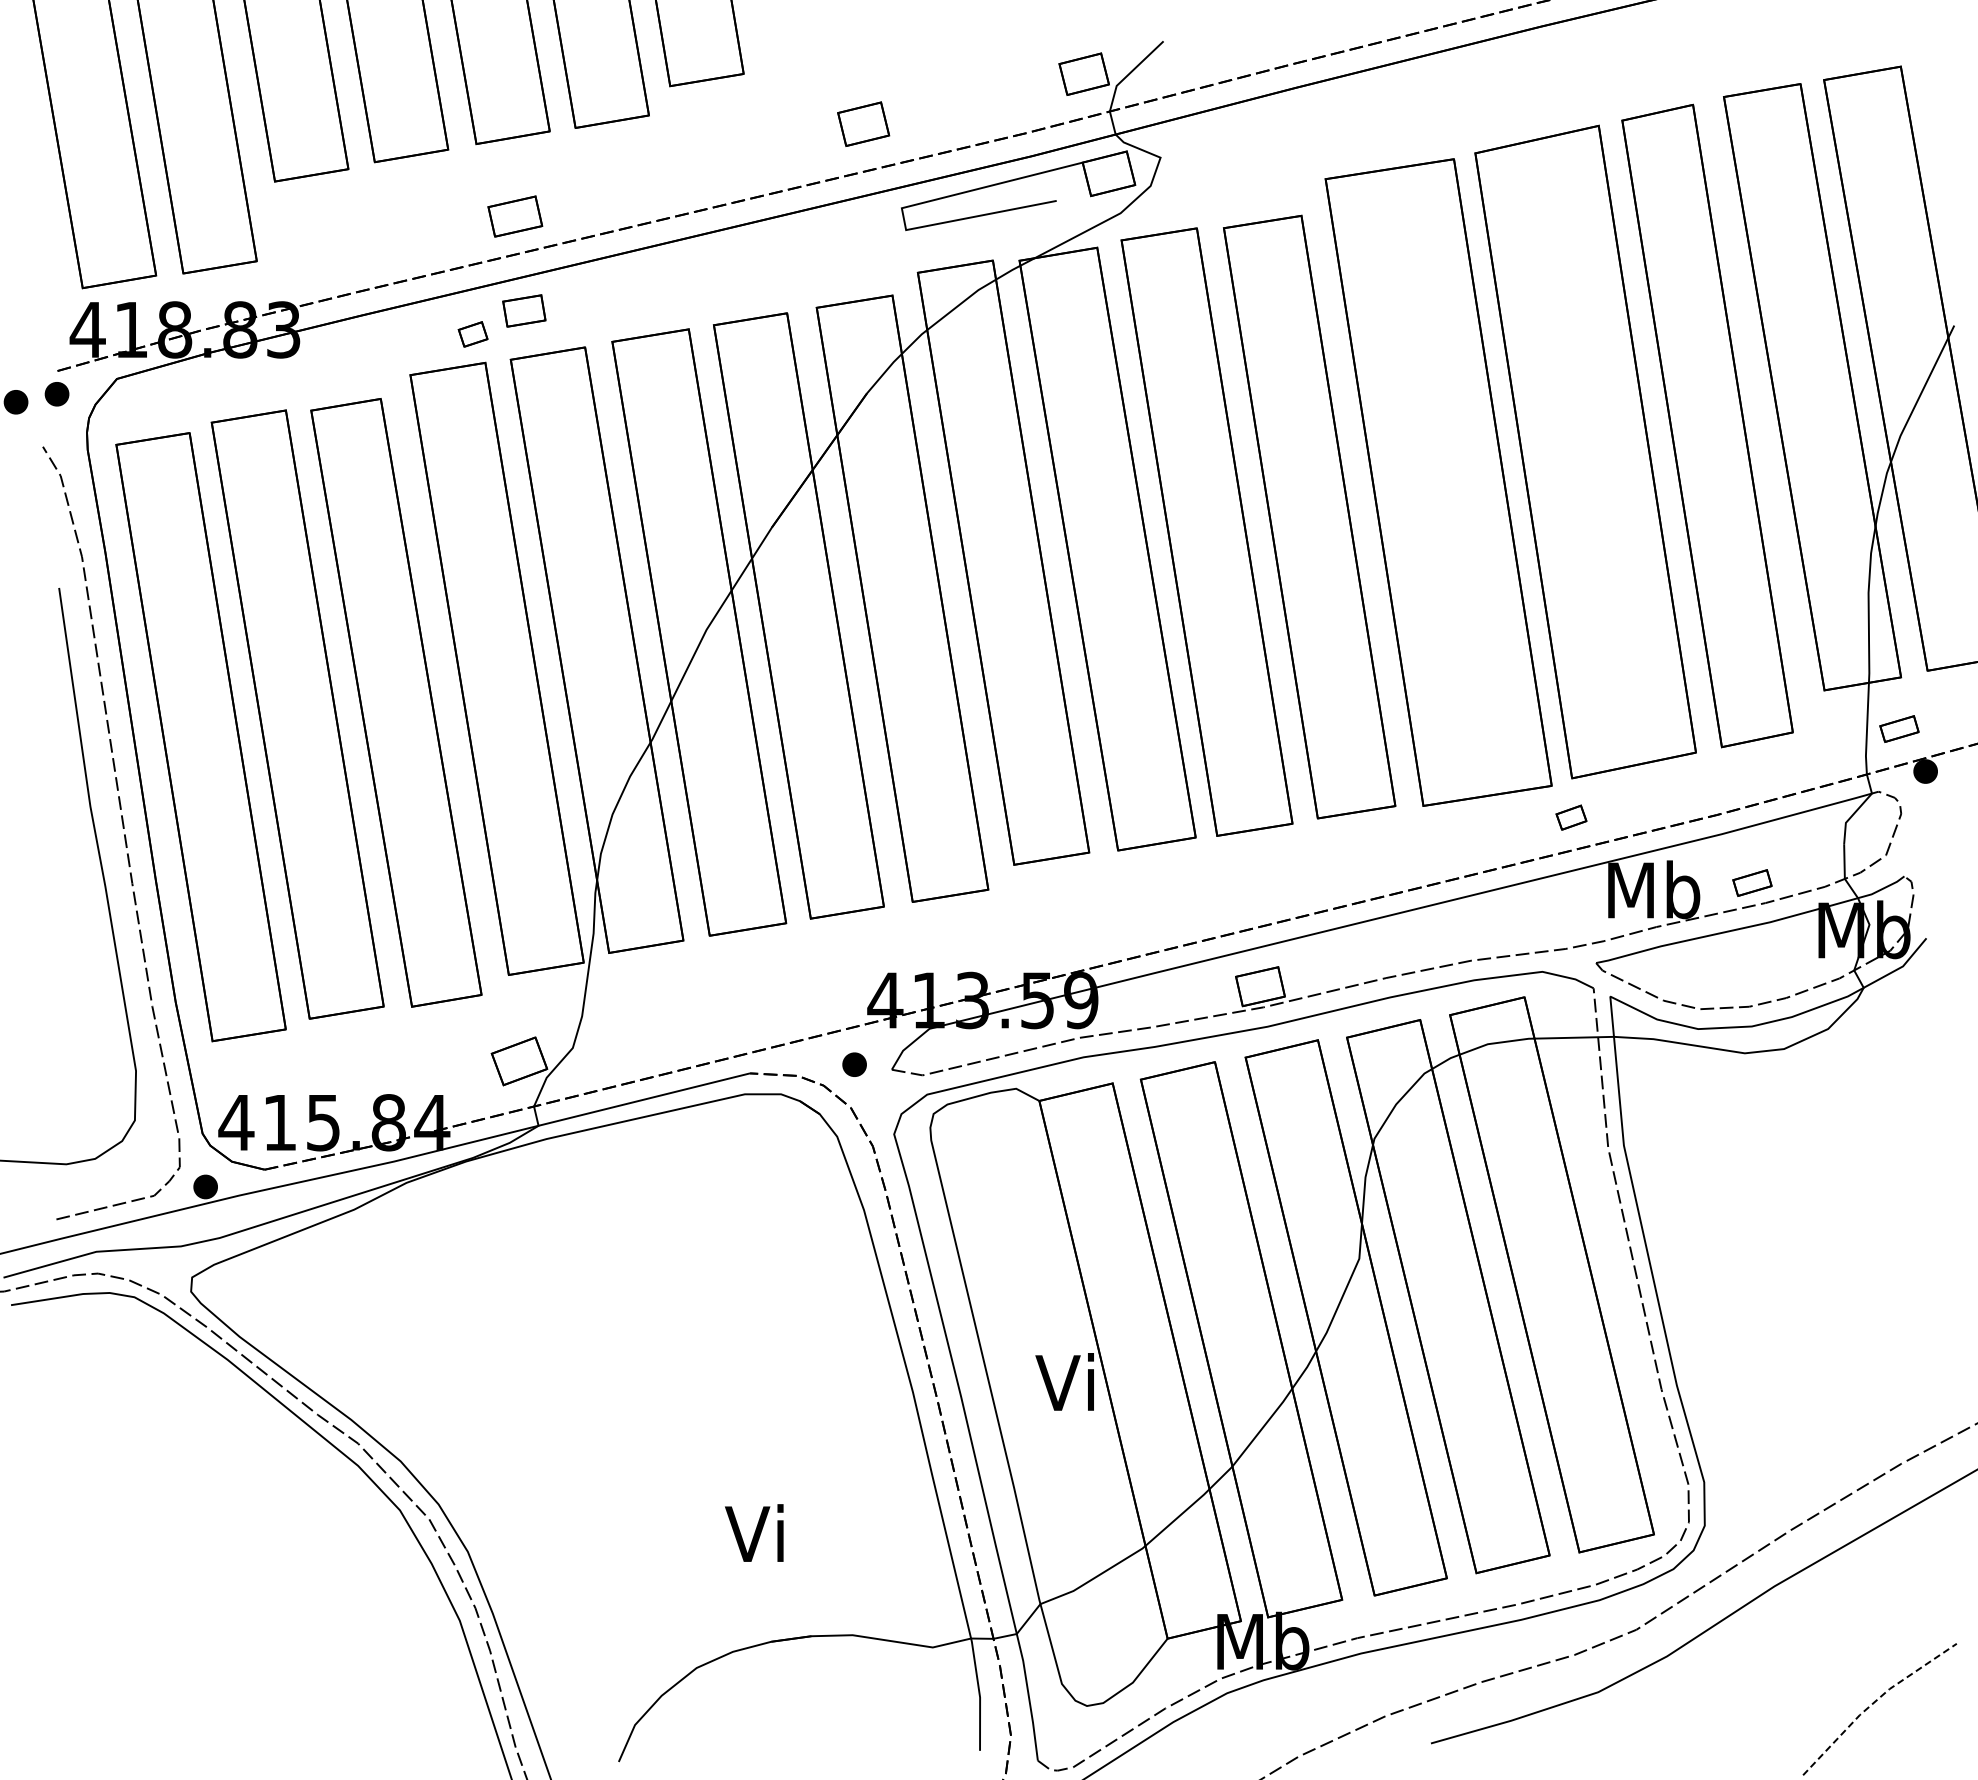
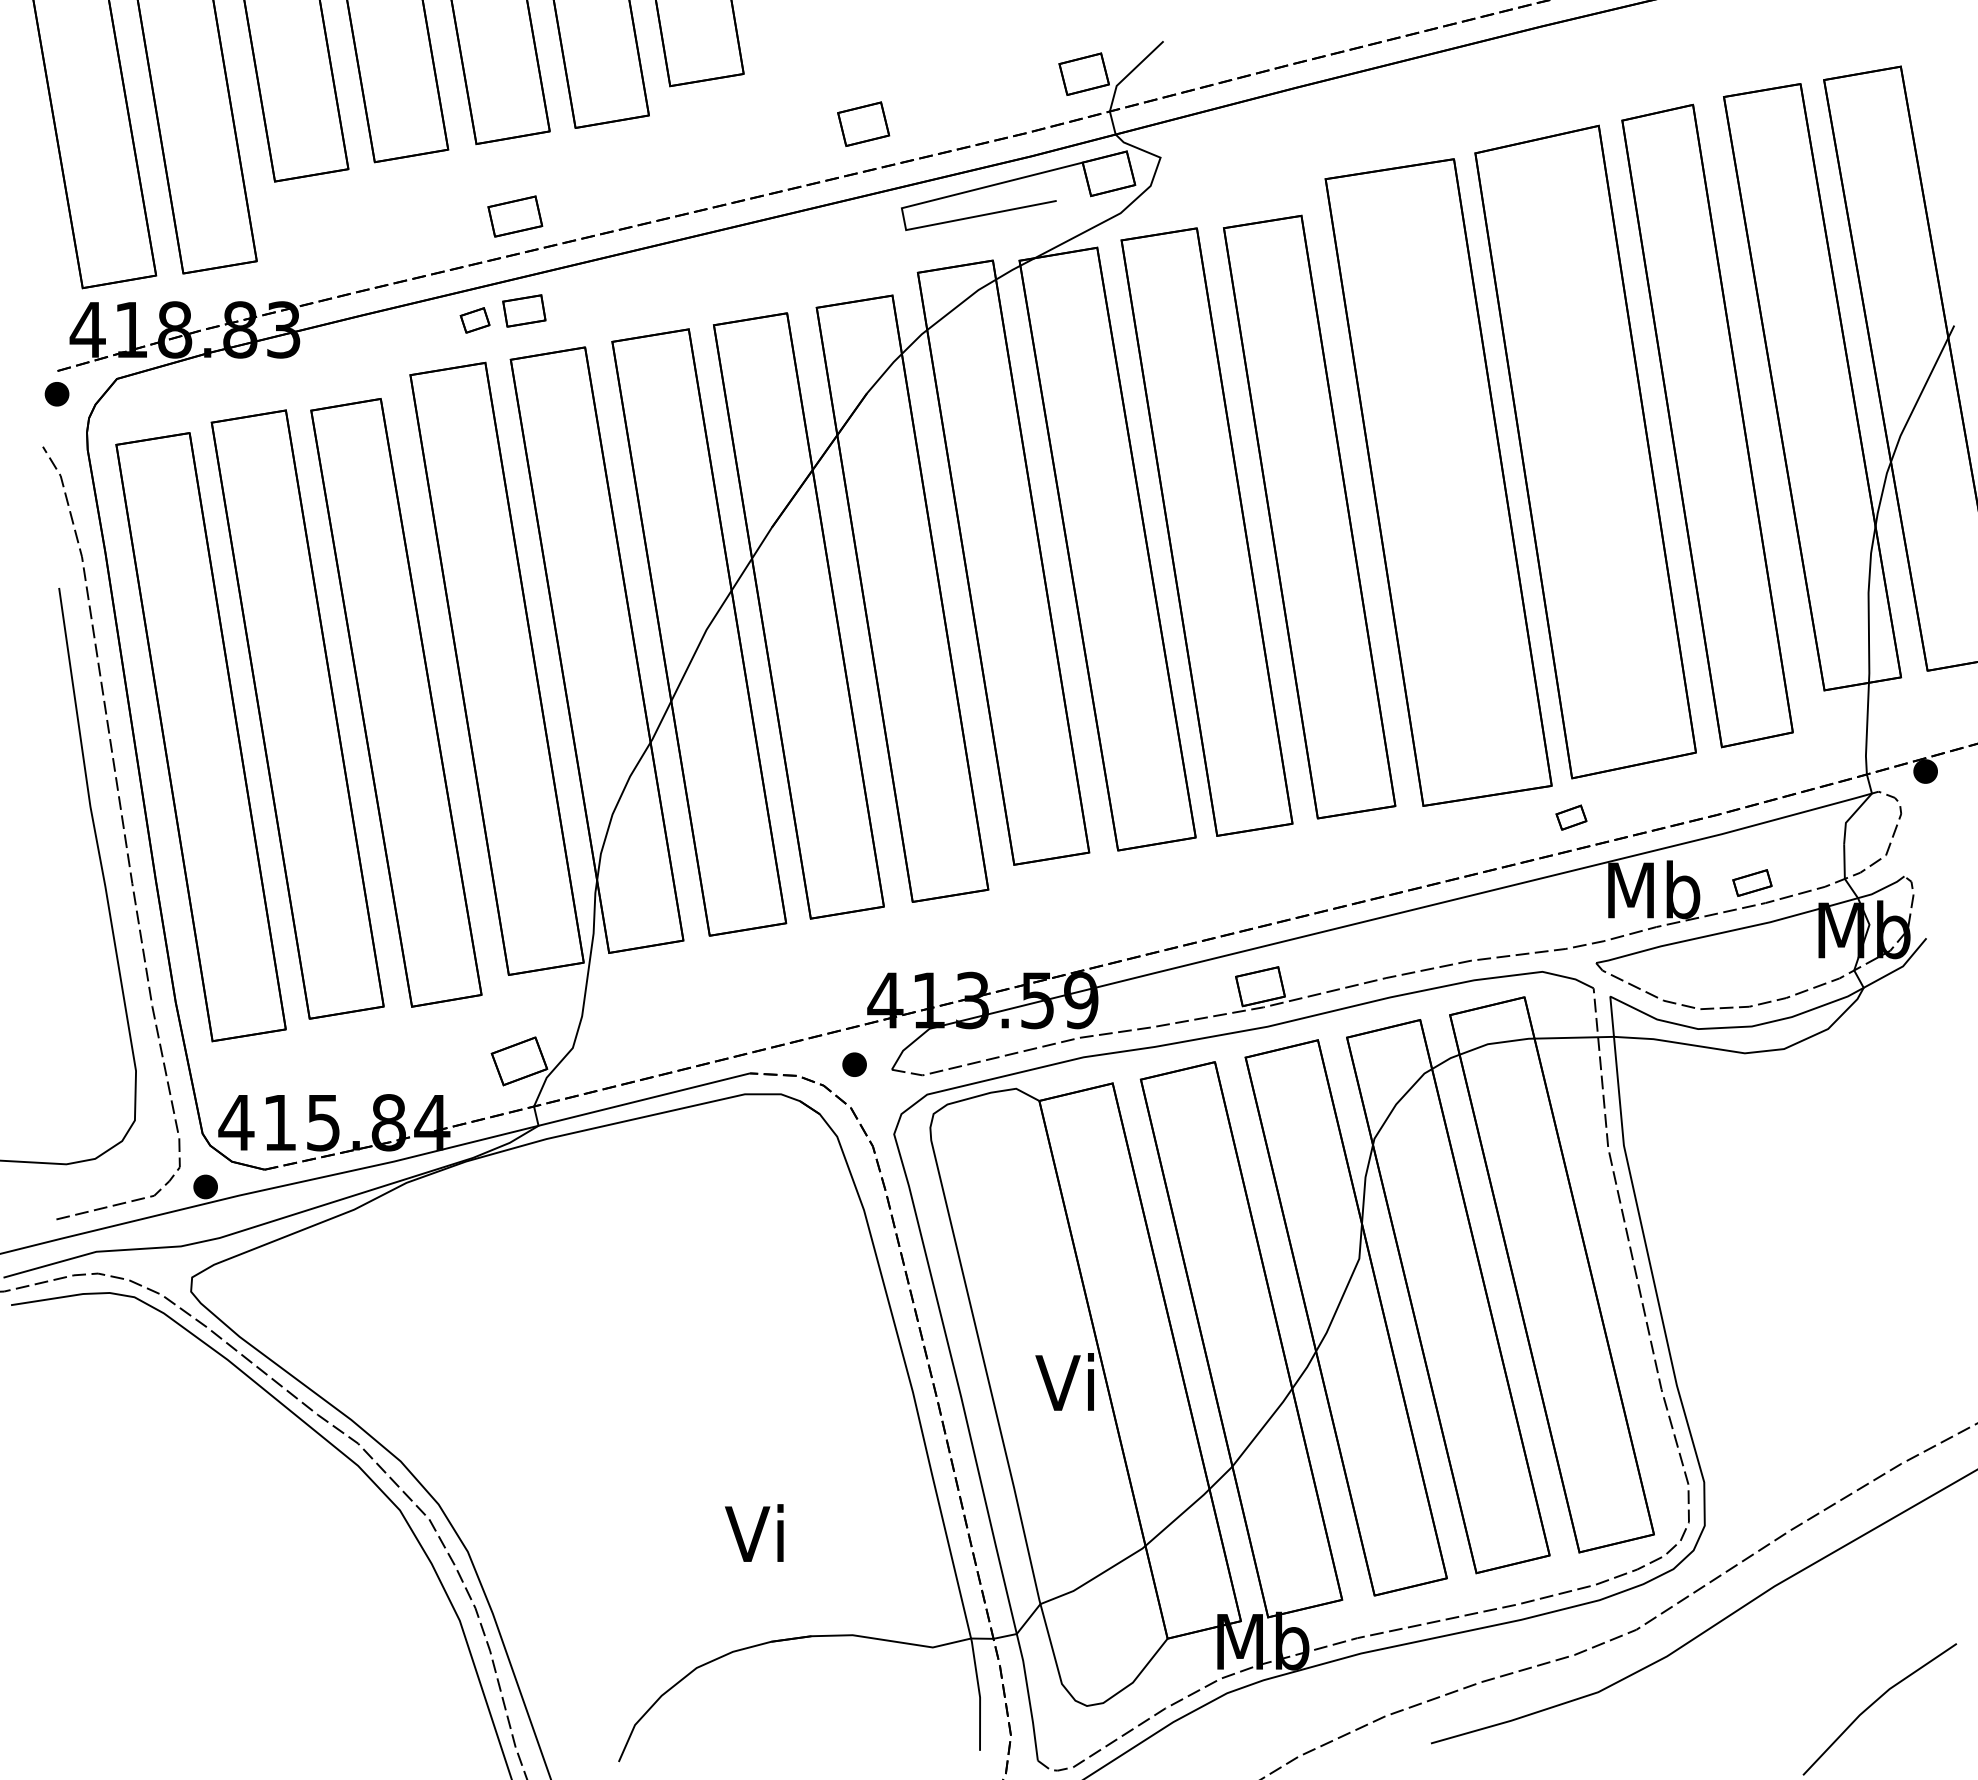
part position: (472, 334) -> (474, 320) (474, 320)
part: present -> none (15, 402)
part: present -> none (1899, 728)
line: dashed -> solid (1874, 1702)
